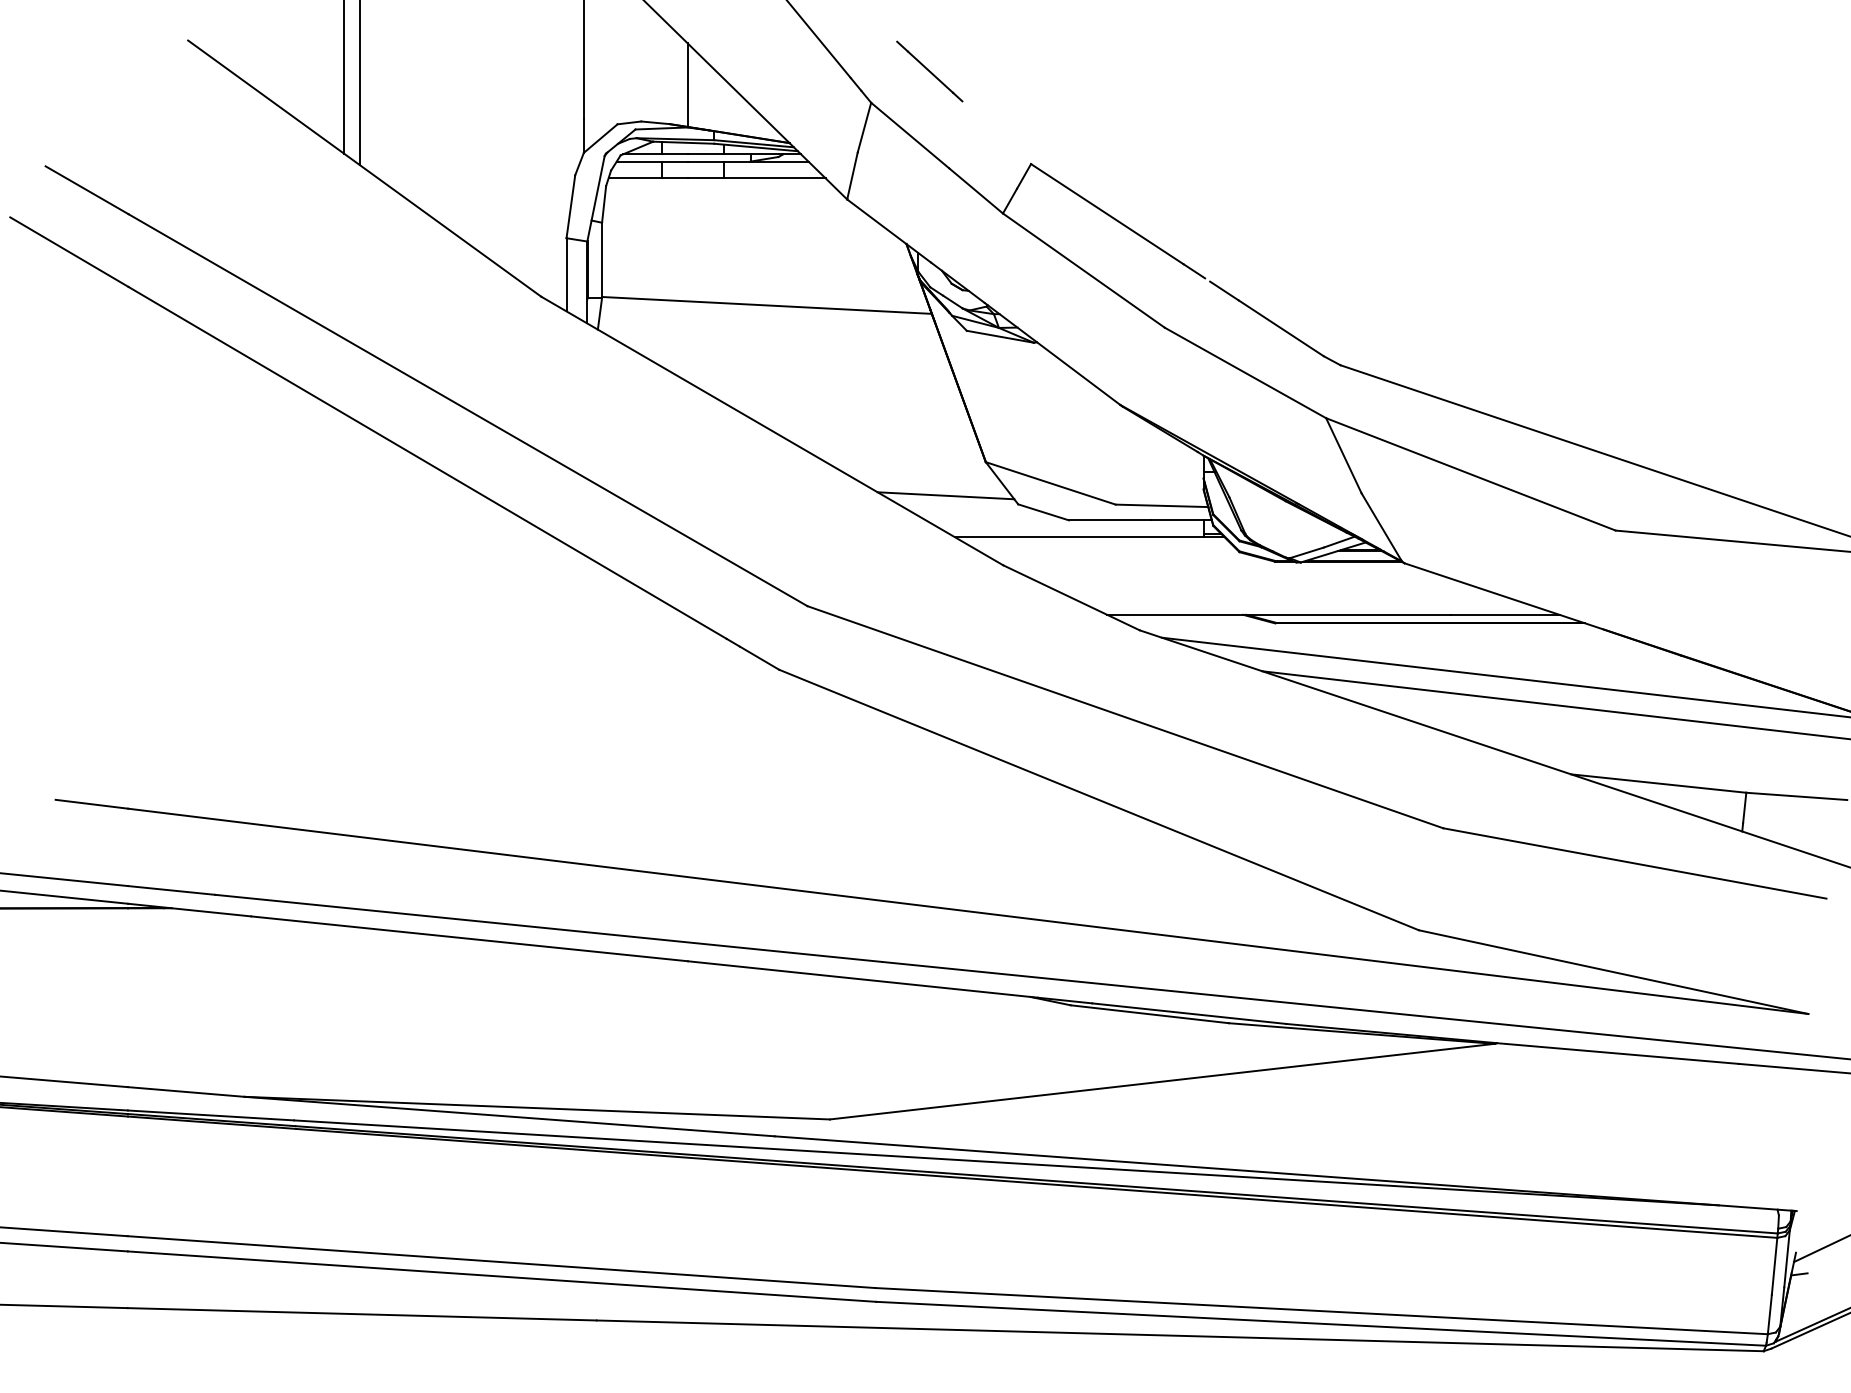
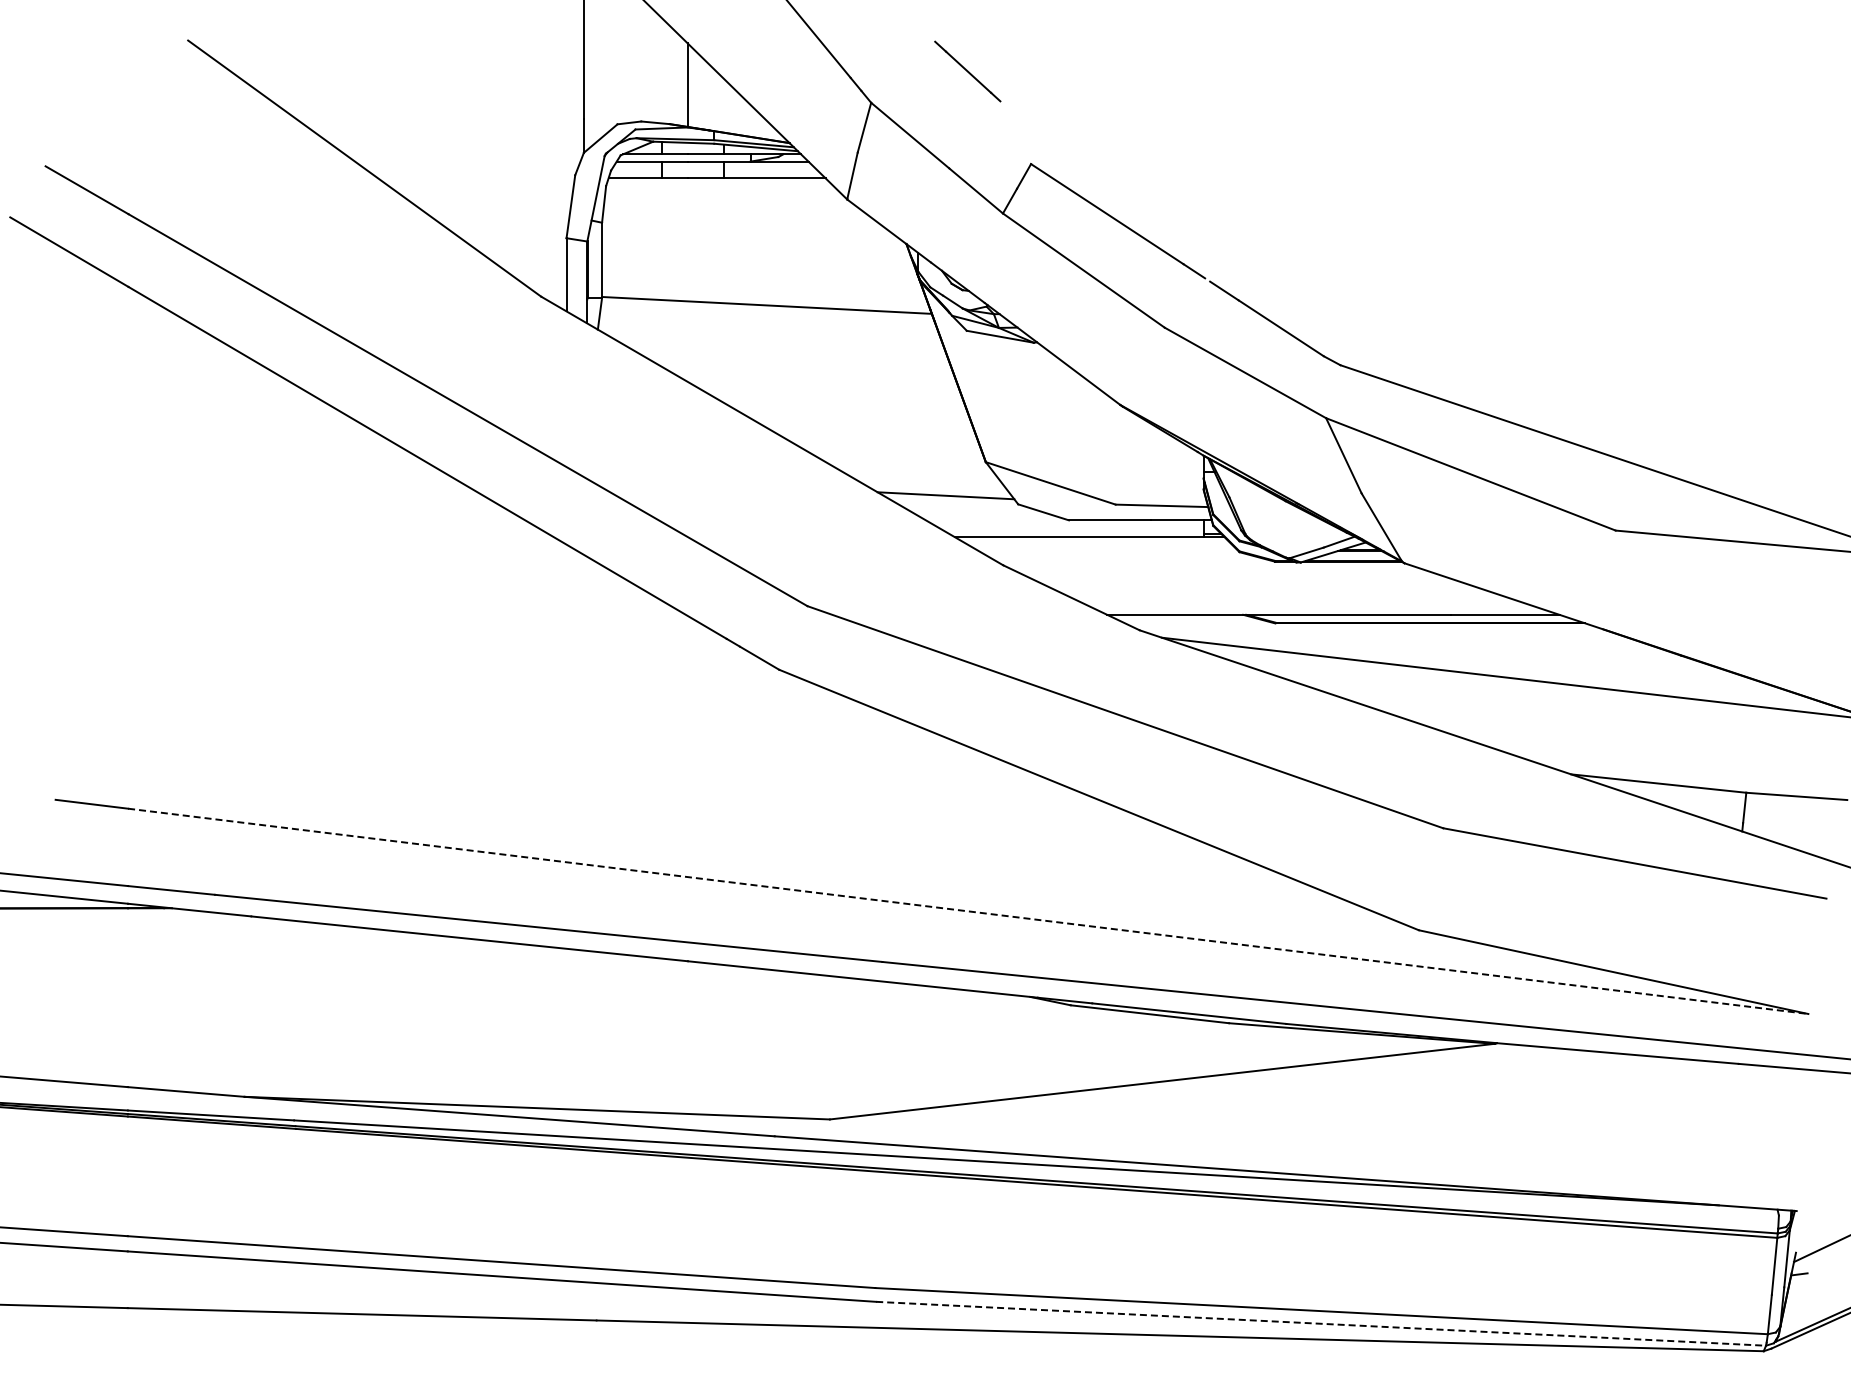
line position: (929, 71) -> (967, 71) (967, 71)
line: present -> none (344, 77)
line: present -> none (360, 83)
line: present -> none (1554, 704)
line: solid -> dashed (968, 911)
line: solid -> dashed (1321, 1323)
